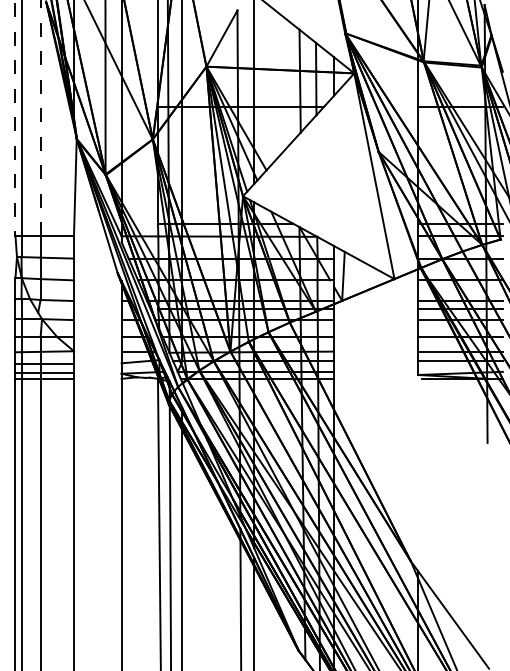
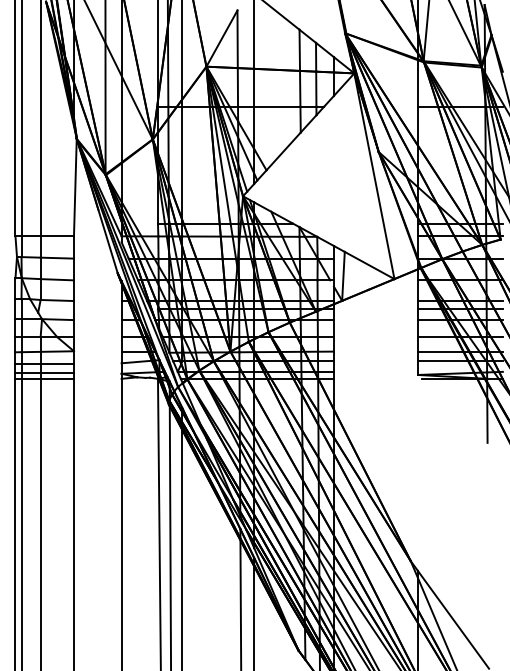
line: dashed -> solid (40, 117)
line: dashed -> solid (15, 118)
